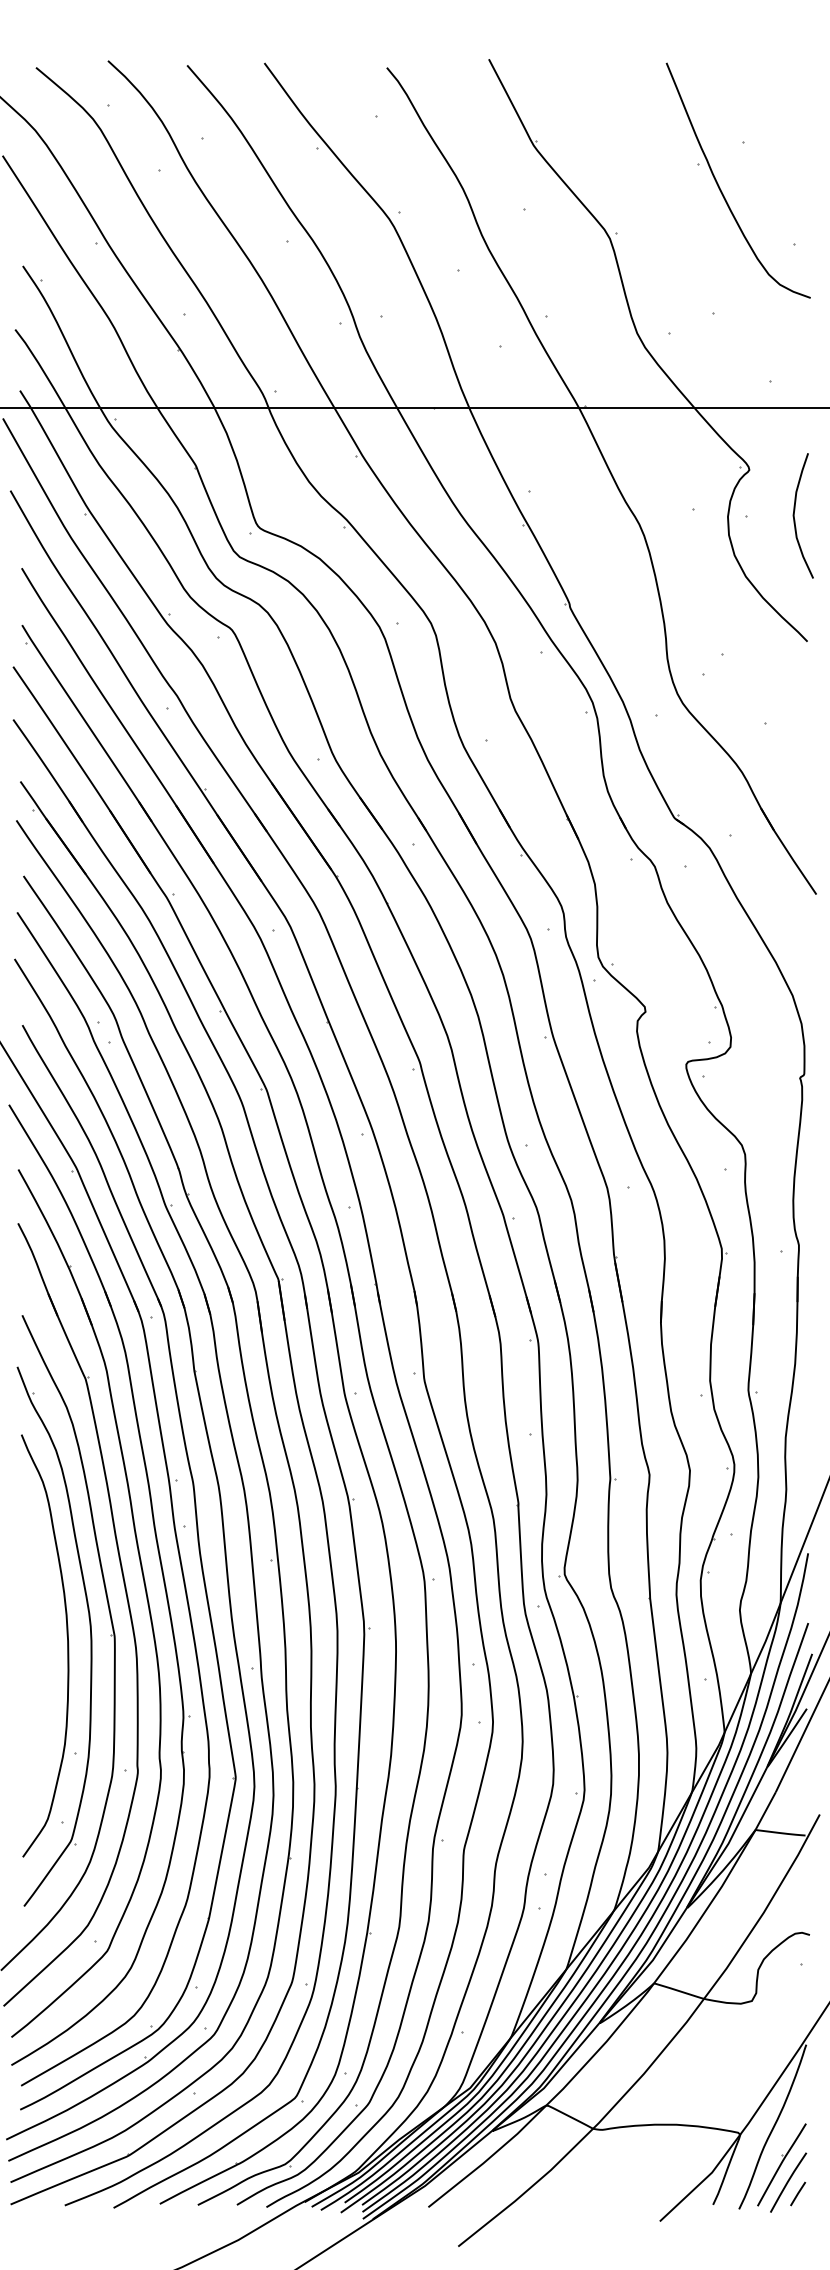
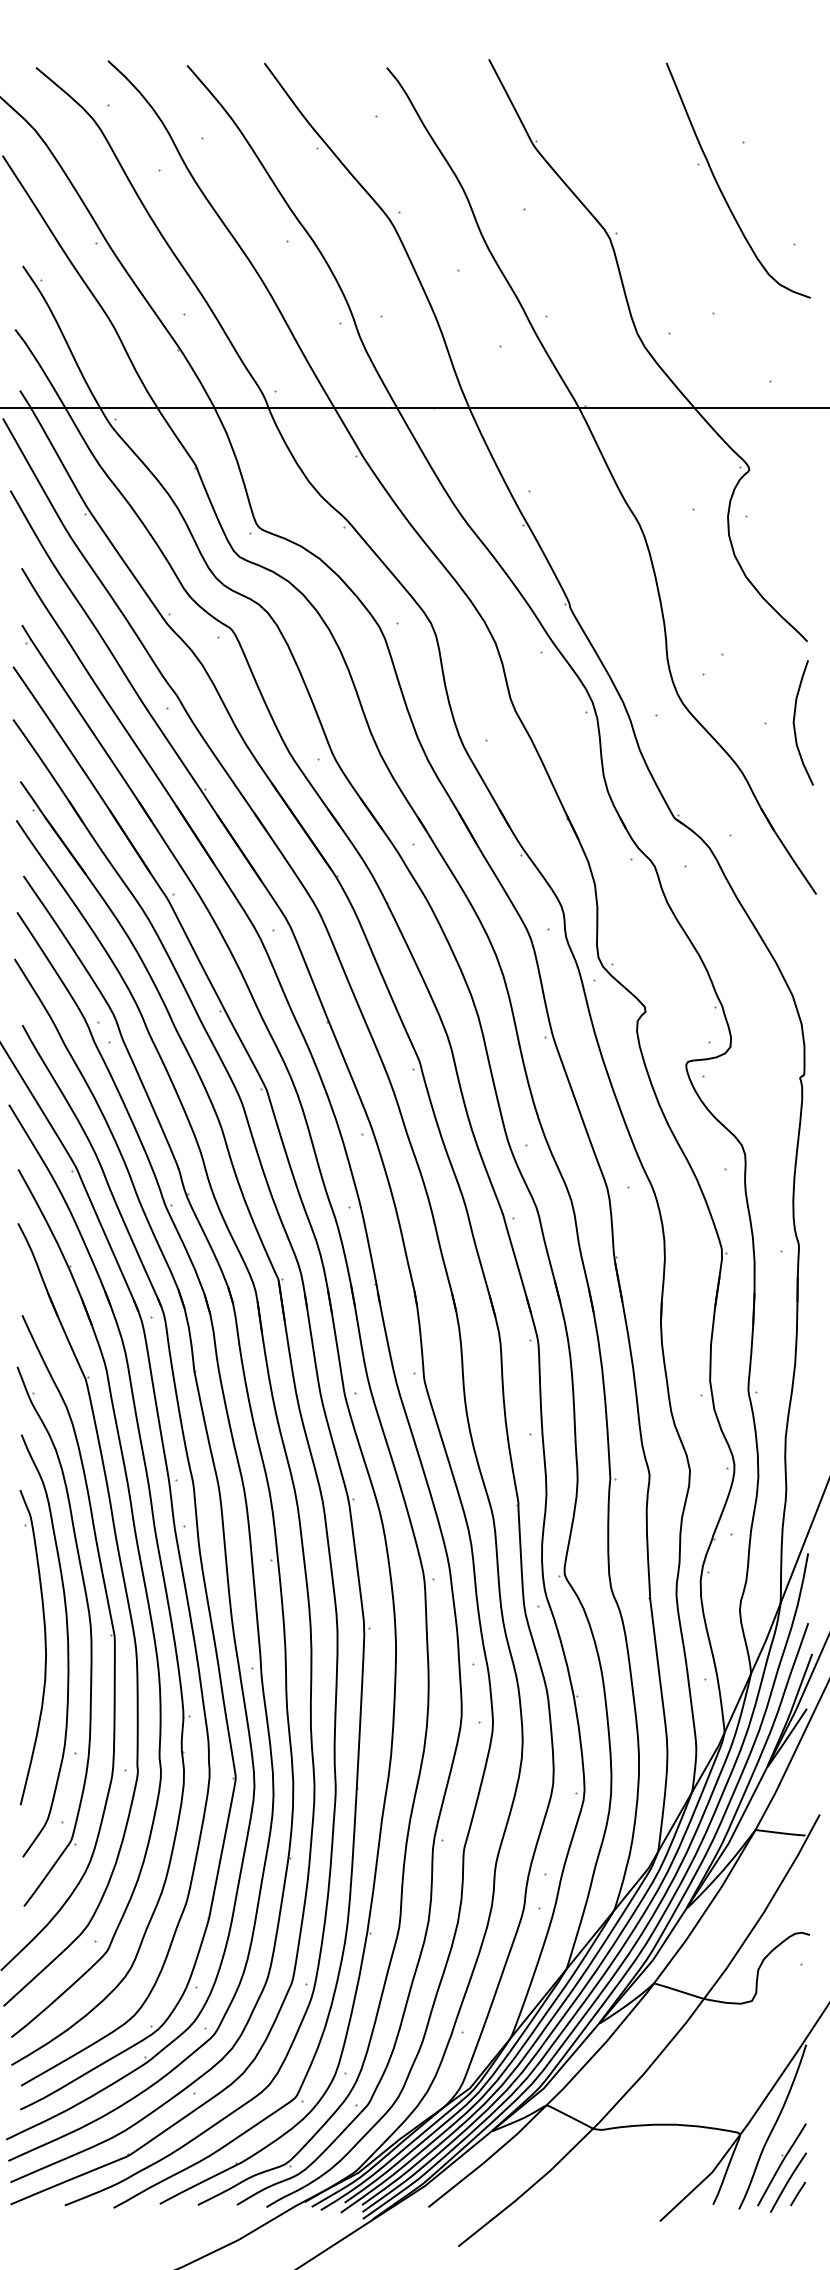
curve position: (794, 515) -> (794, 722) (794, 722)
part: none -> present (44, 1647)
